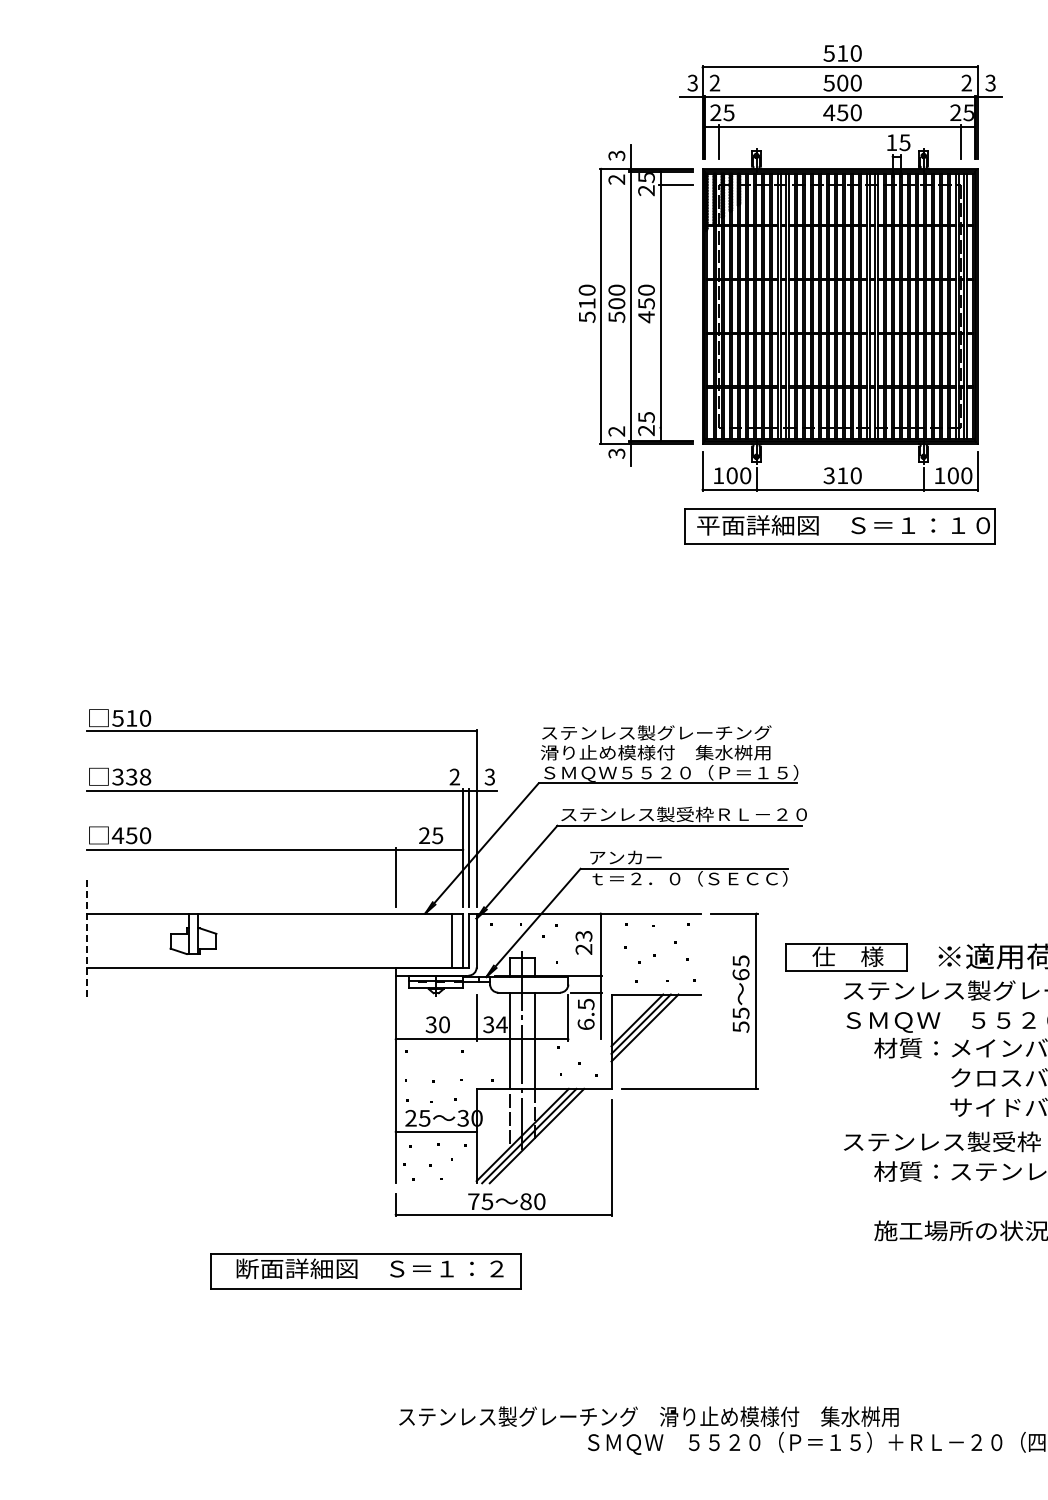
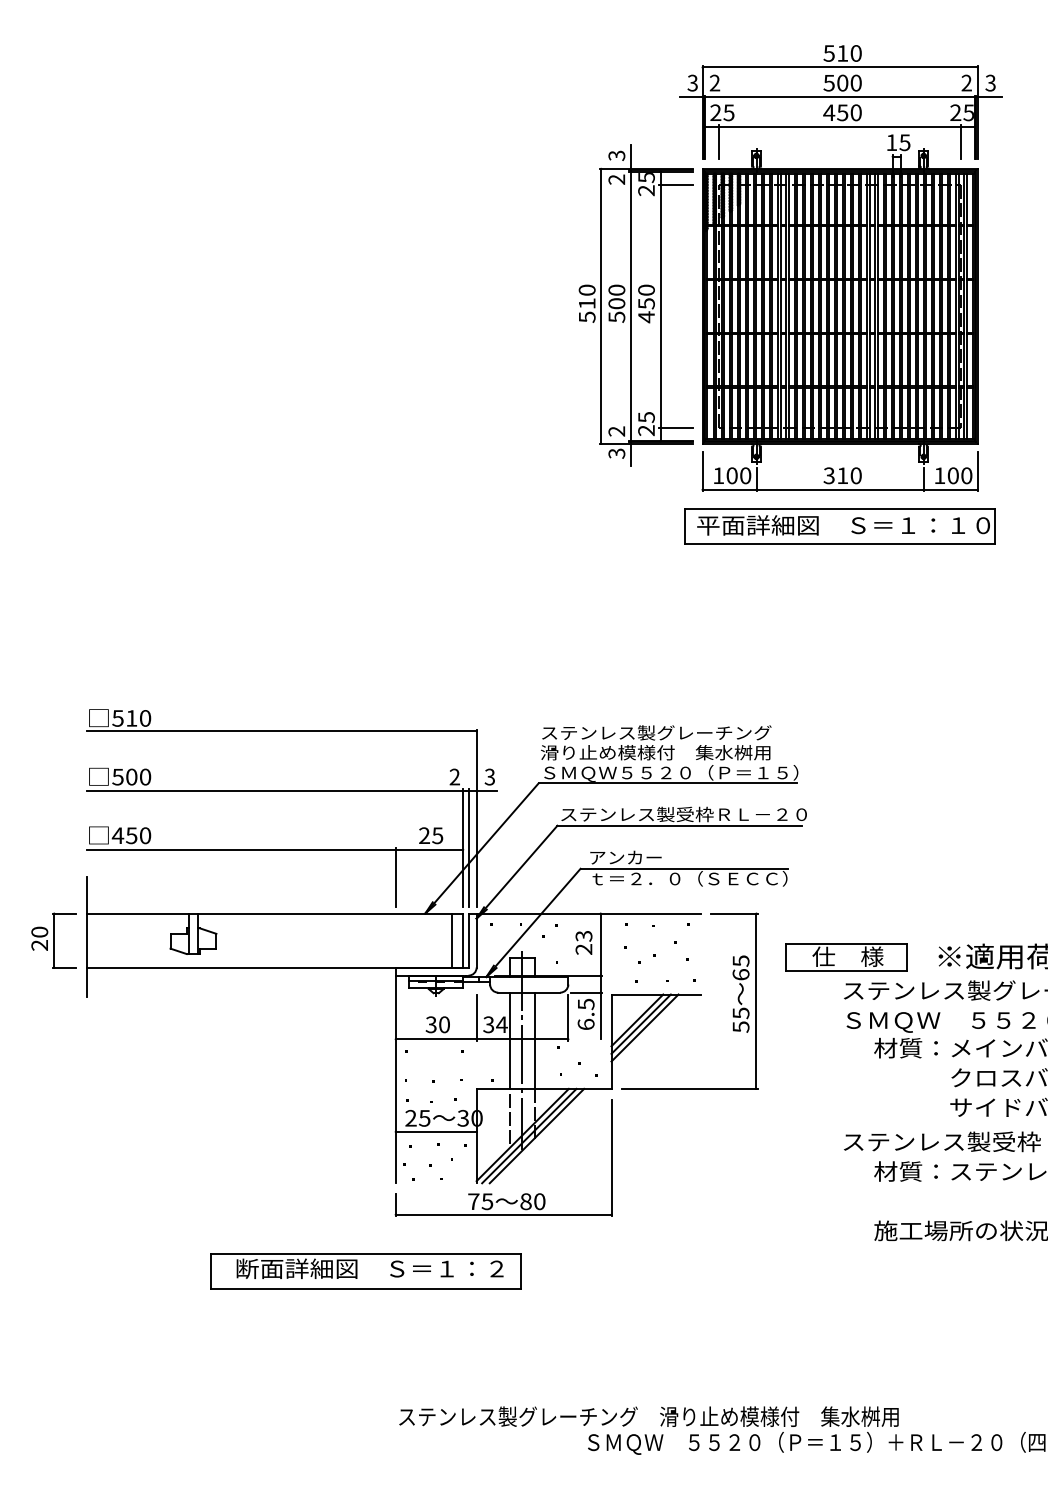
line: none -> present (675, 427)
text: 338 -> 500 (132, 776)
line: dashed -> solid (86, 936)
part: none -> present (53, 940)
